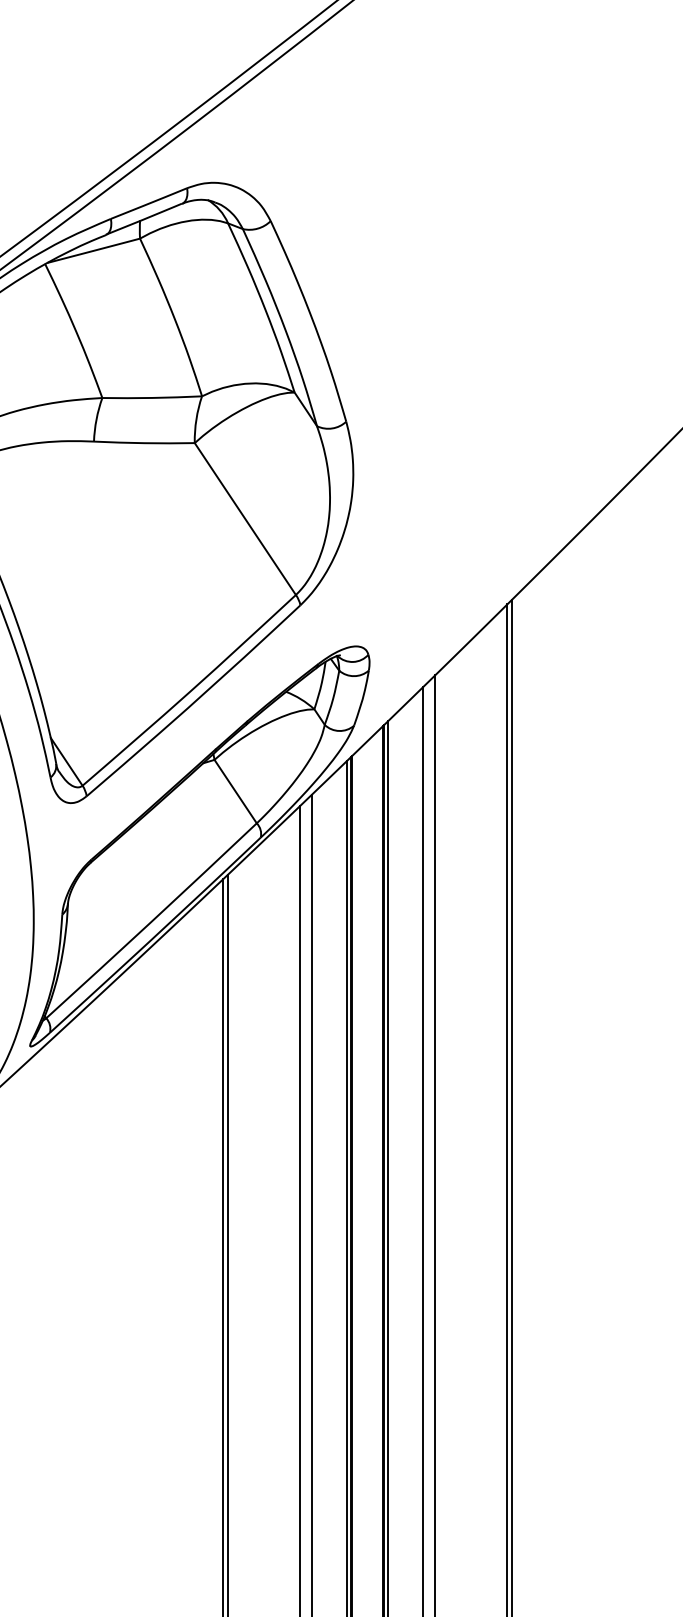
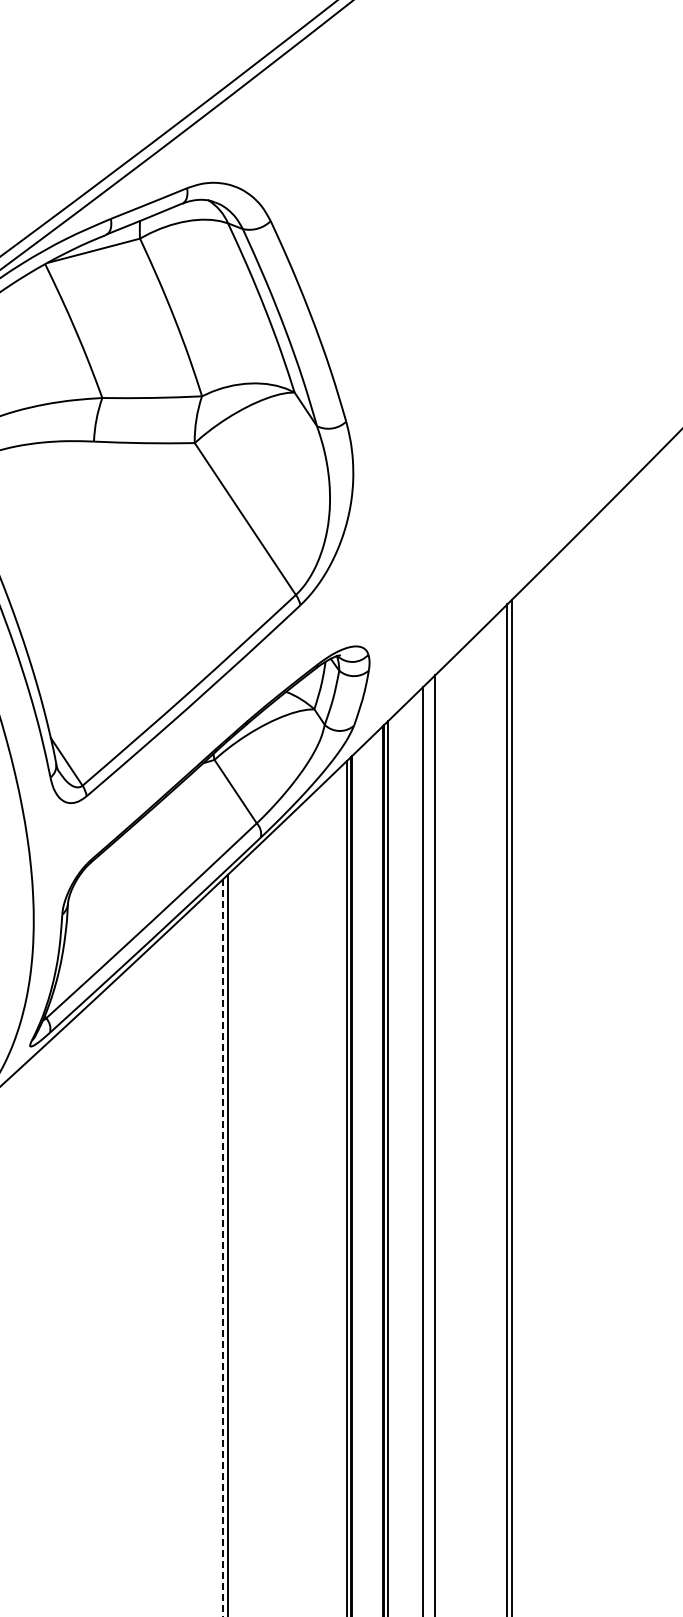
line: present -> none (311, 1203)
line: present -> none (300, 1209)
line: solid -> dashed (223, 1248)
